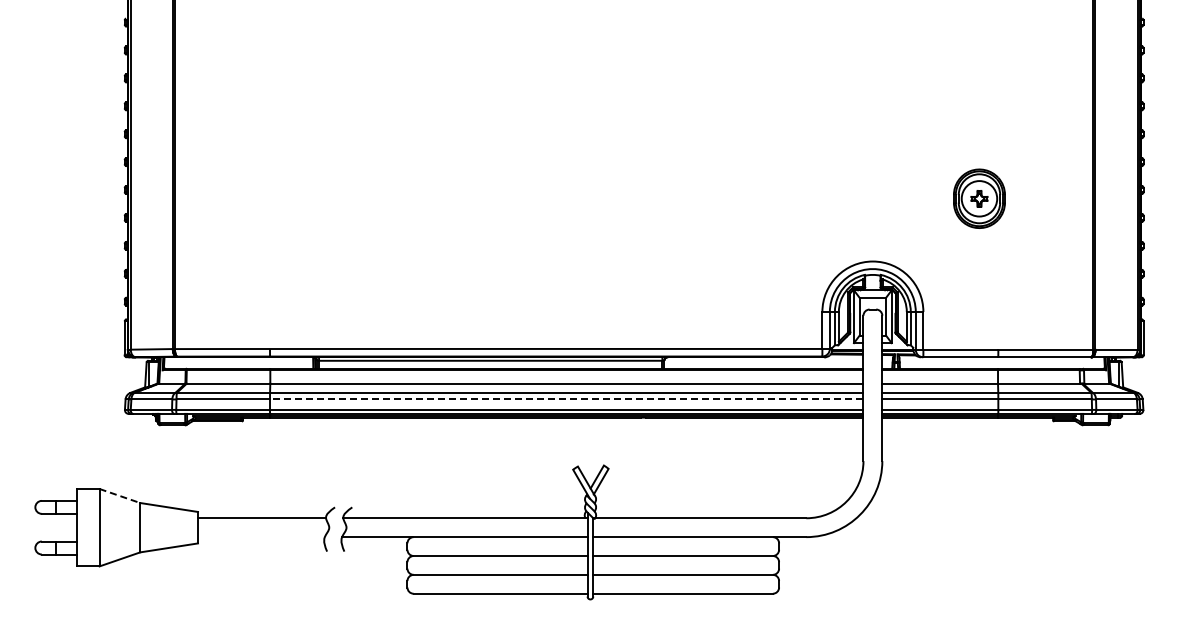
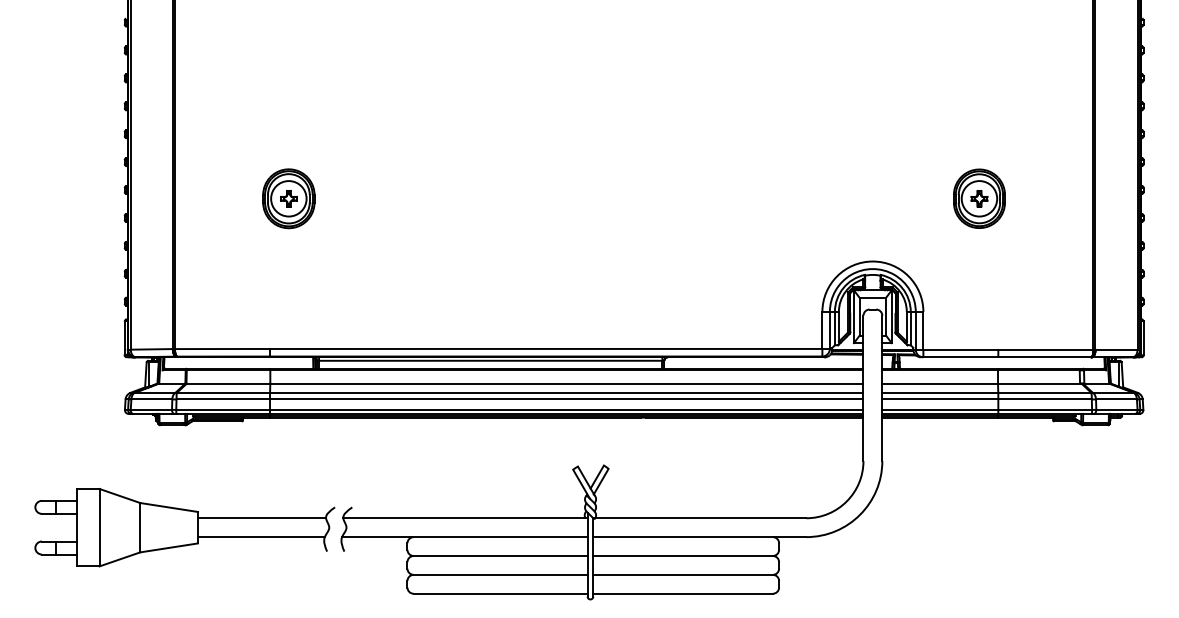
part: none -> present (288, 198)
line: dashed -> solid (566, 399)
line: dashed -> solid (120, 496)
line: none -> present (261, 537)
